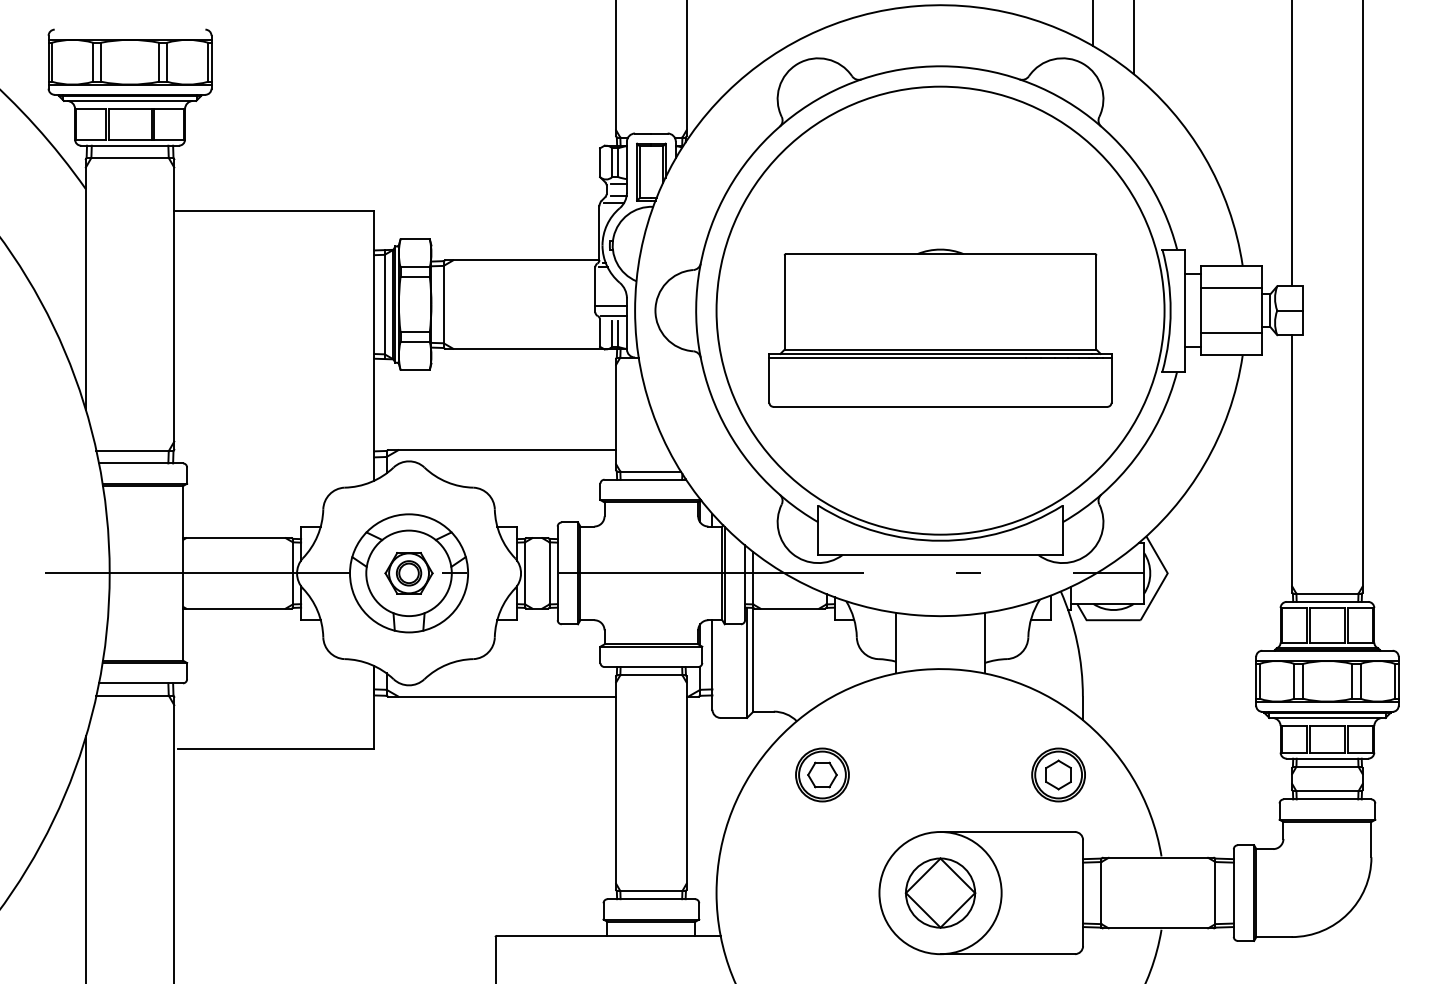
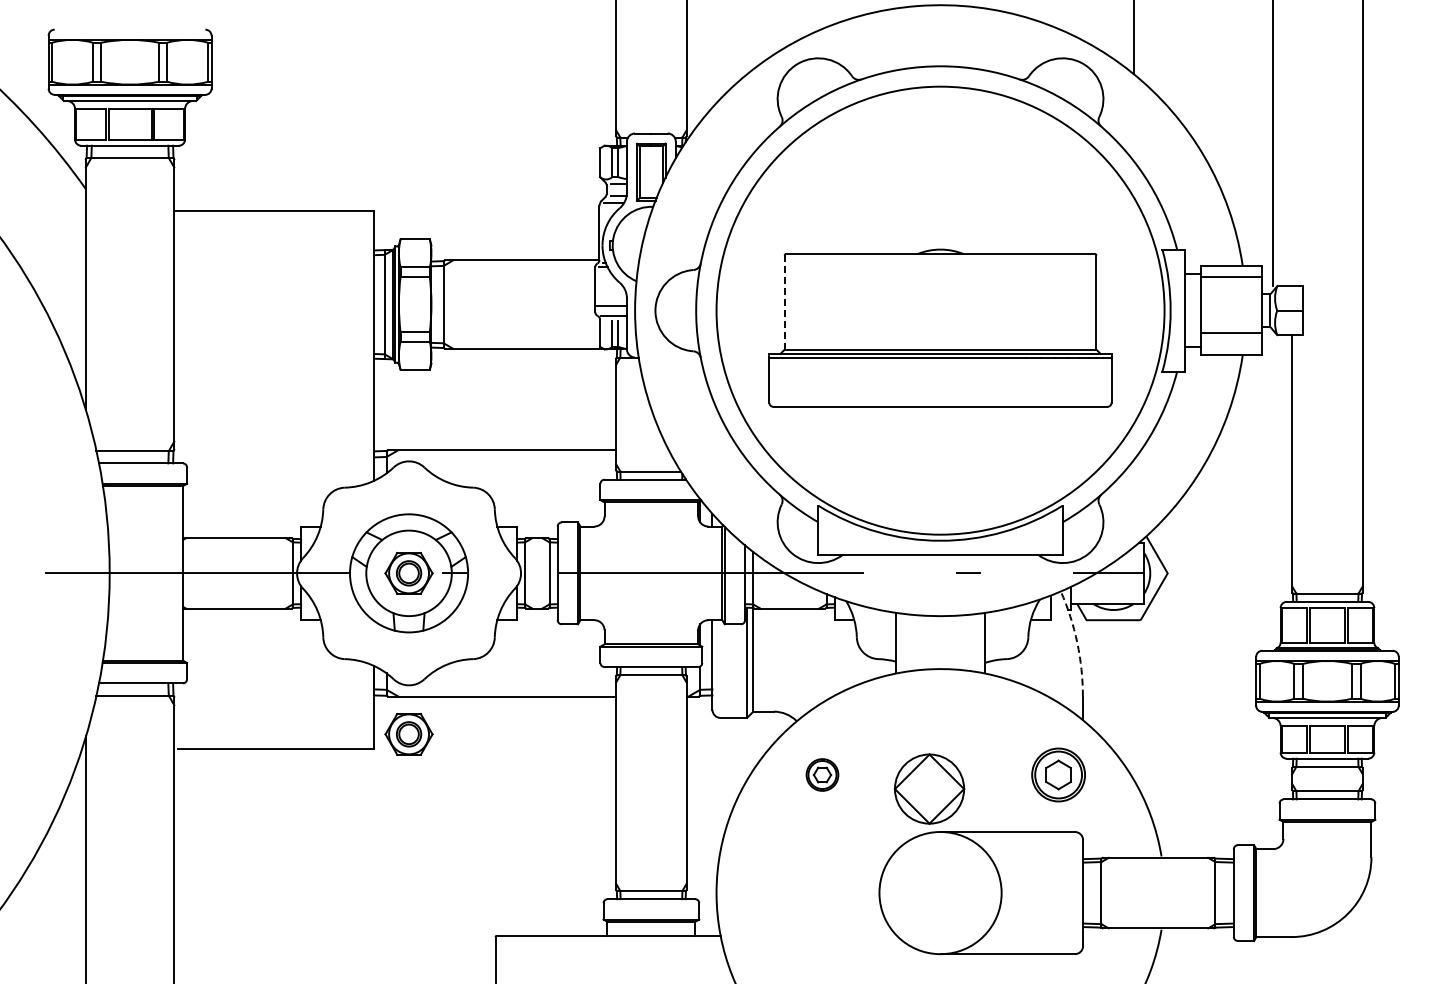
line: present -> none (1093, 24)
line position: (1292, 144) -> (1273, 144) (1273, 144)
line position: (1231, 288) -> (1231, 277) (1231, 277)
line: solid -> dashed (784, 303)
arc: solid -> dashed (1077, 642)
part: none -> present (408, 734)
part size: 55x56 px -> 35x34 px (822, 774)
part position: (940, 892) -> (929, 788) (929, 788)
